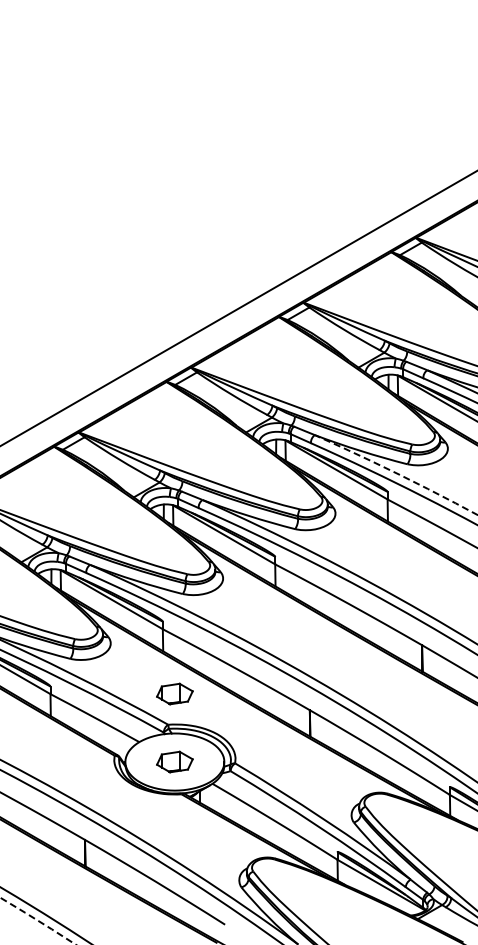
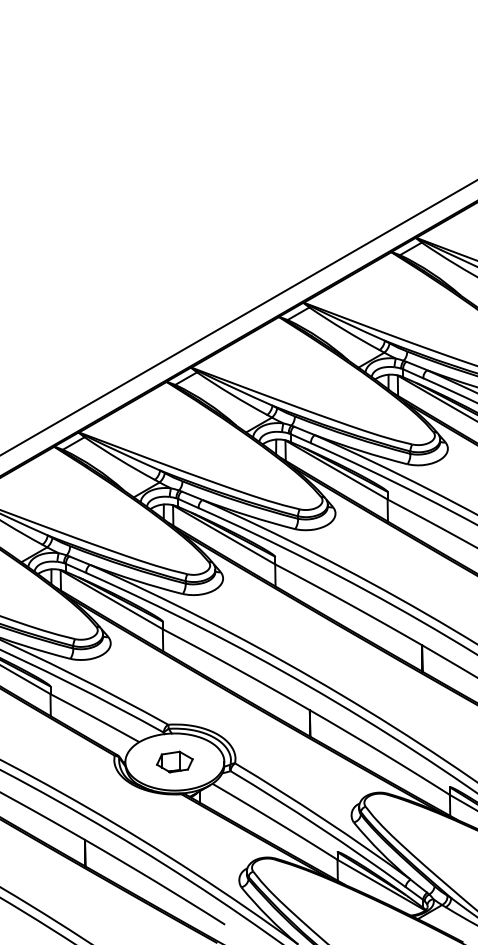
line position: (238, 308) -> (238, 317) (238, 317)
arc: dashed -> solid (397, 473)
part: present -> none (174, 693)
arc: dashed -> solid (37, 920)
